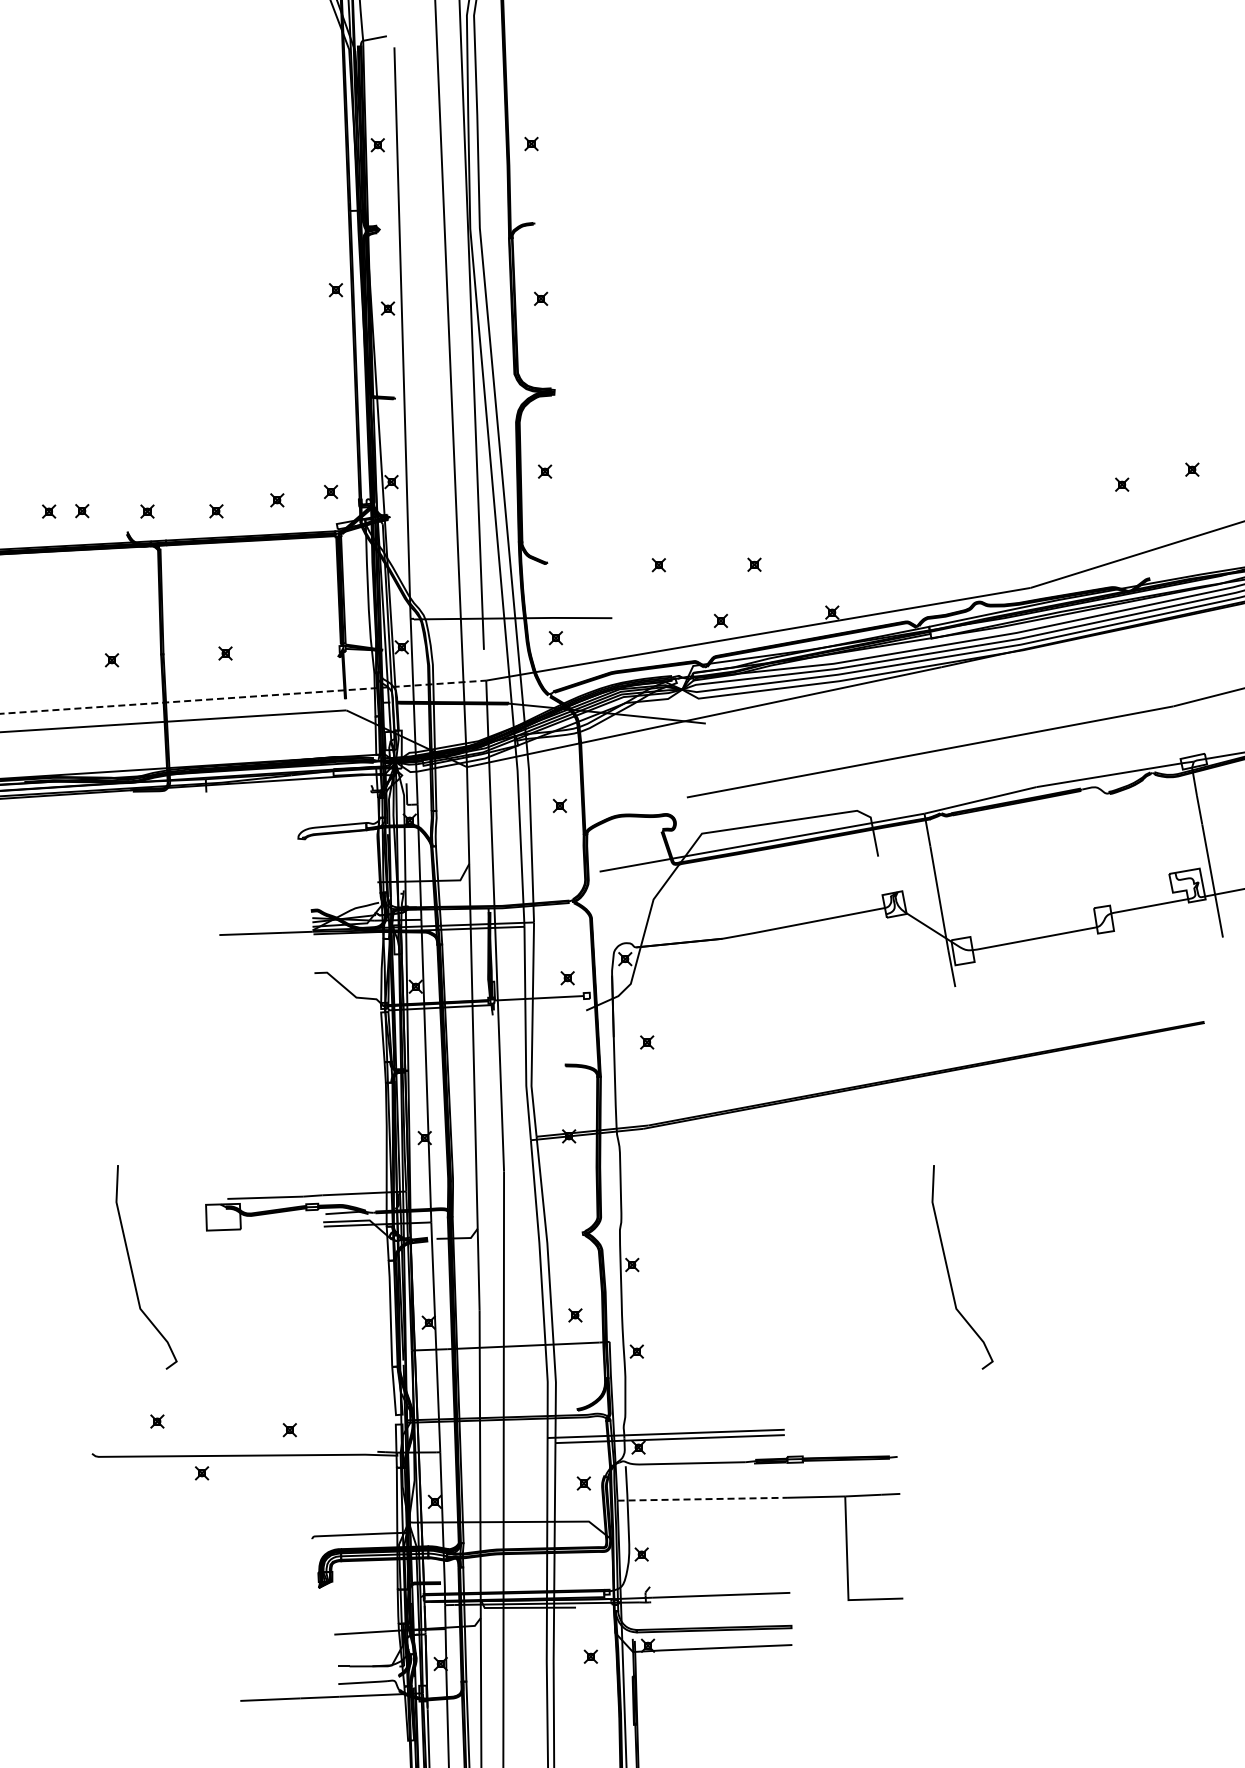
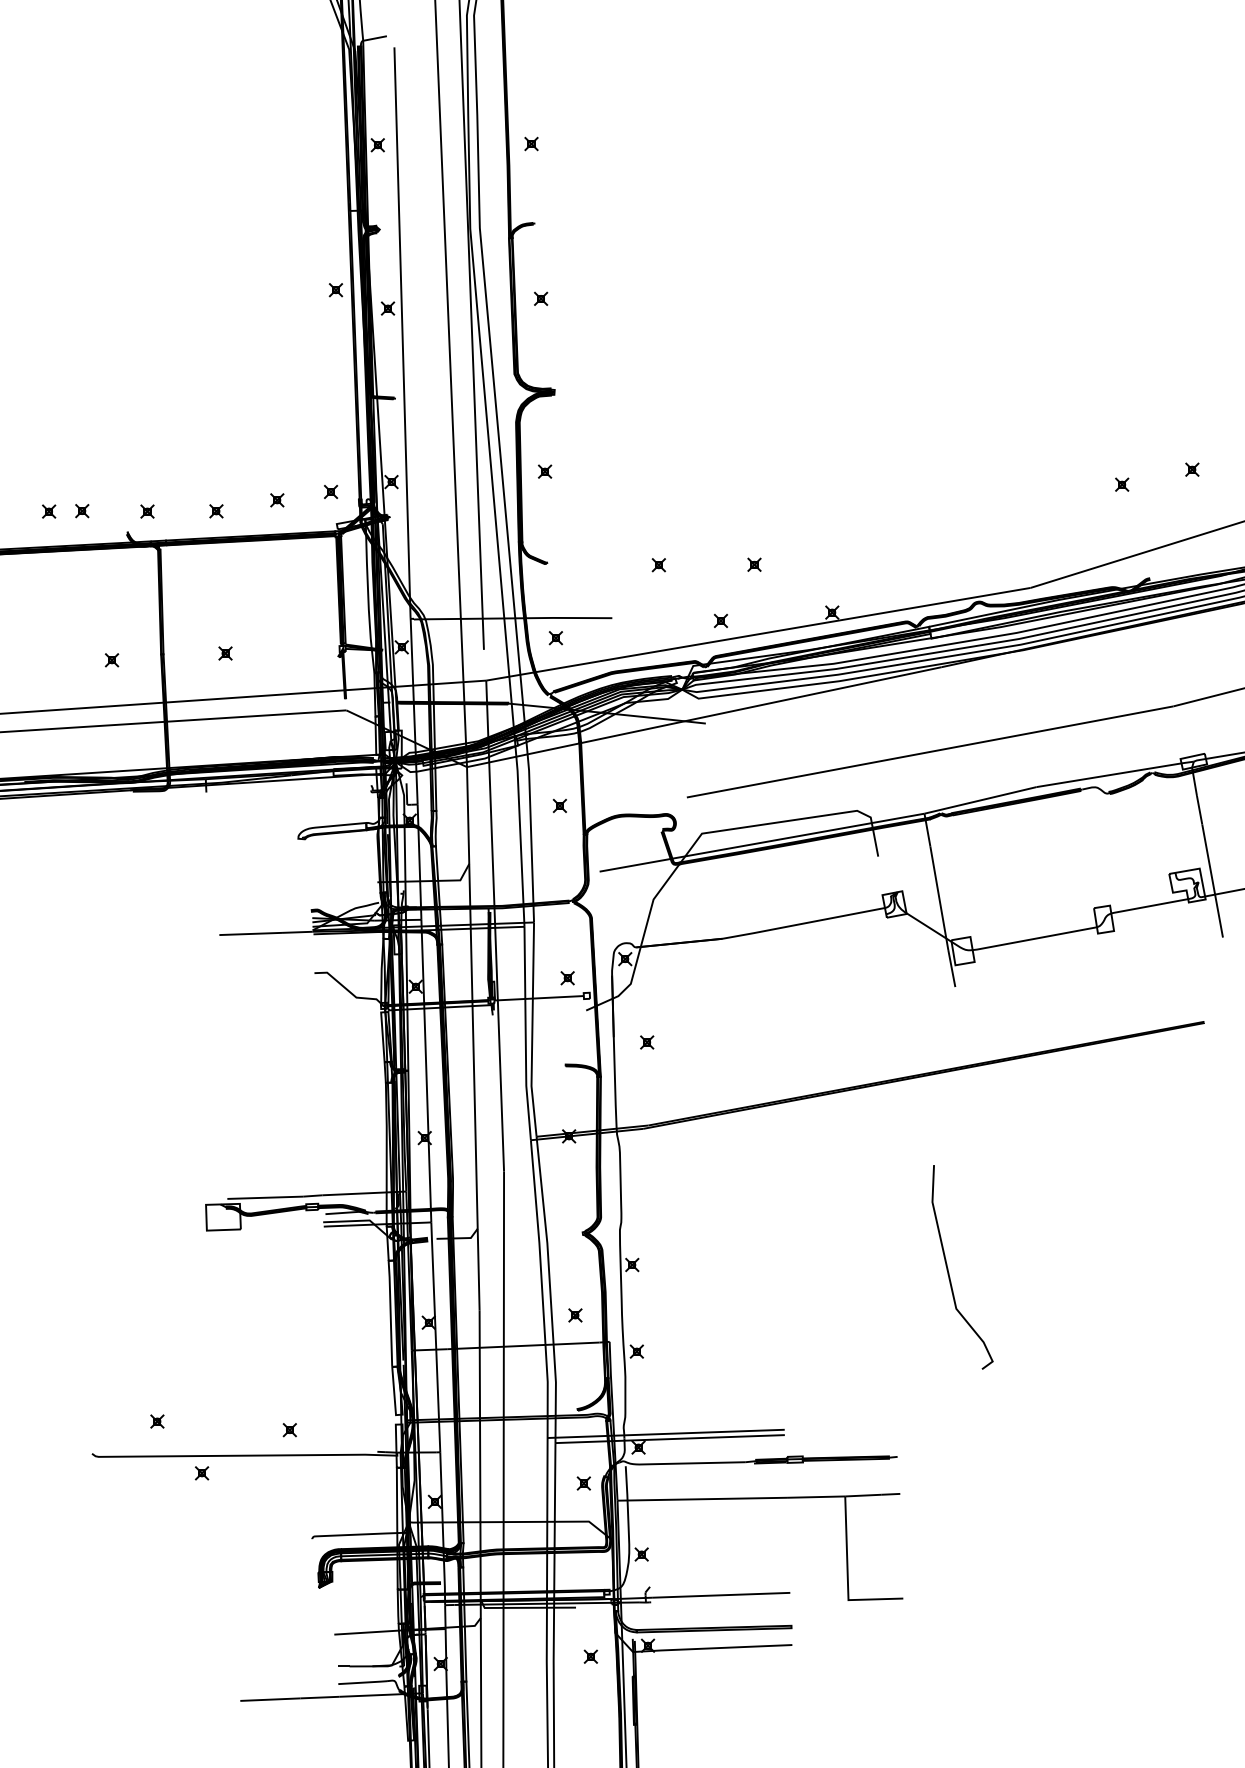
line: dashed -> solid (243, 697)
curve: present -> none (133, 1272)
line: dashed -> solid (702, 1499)
